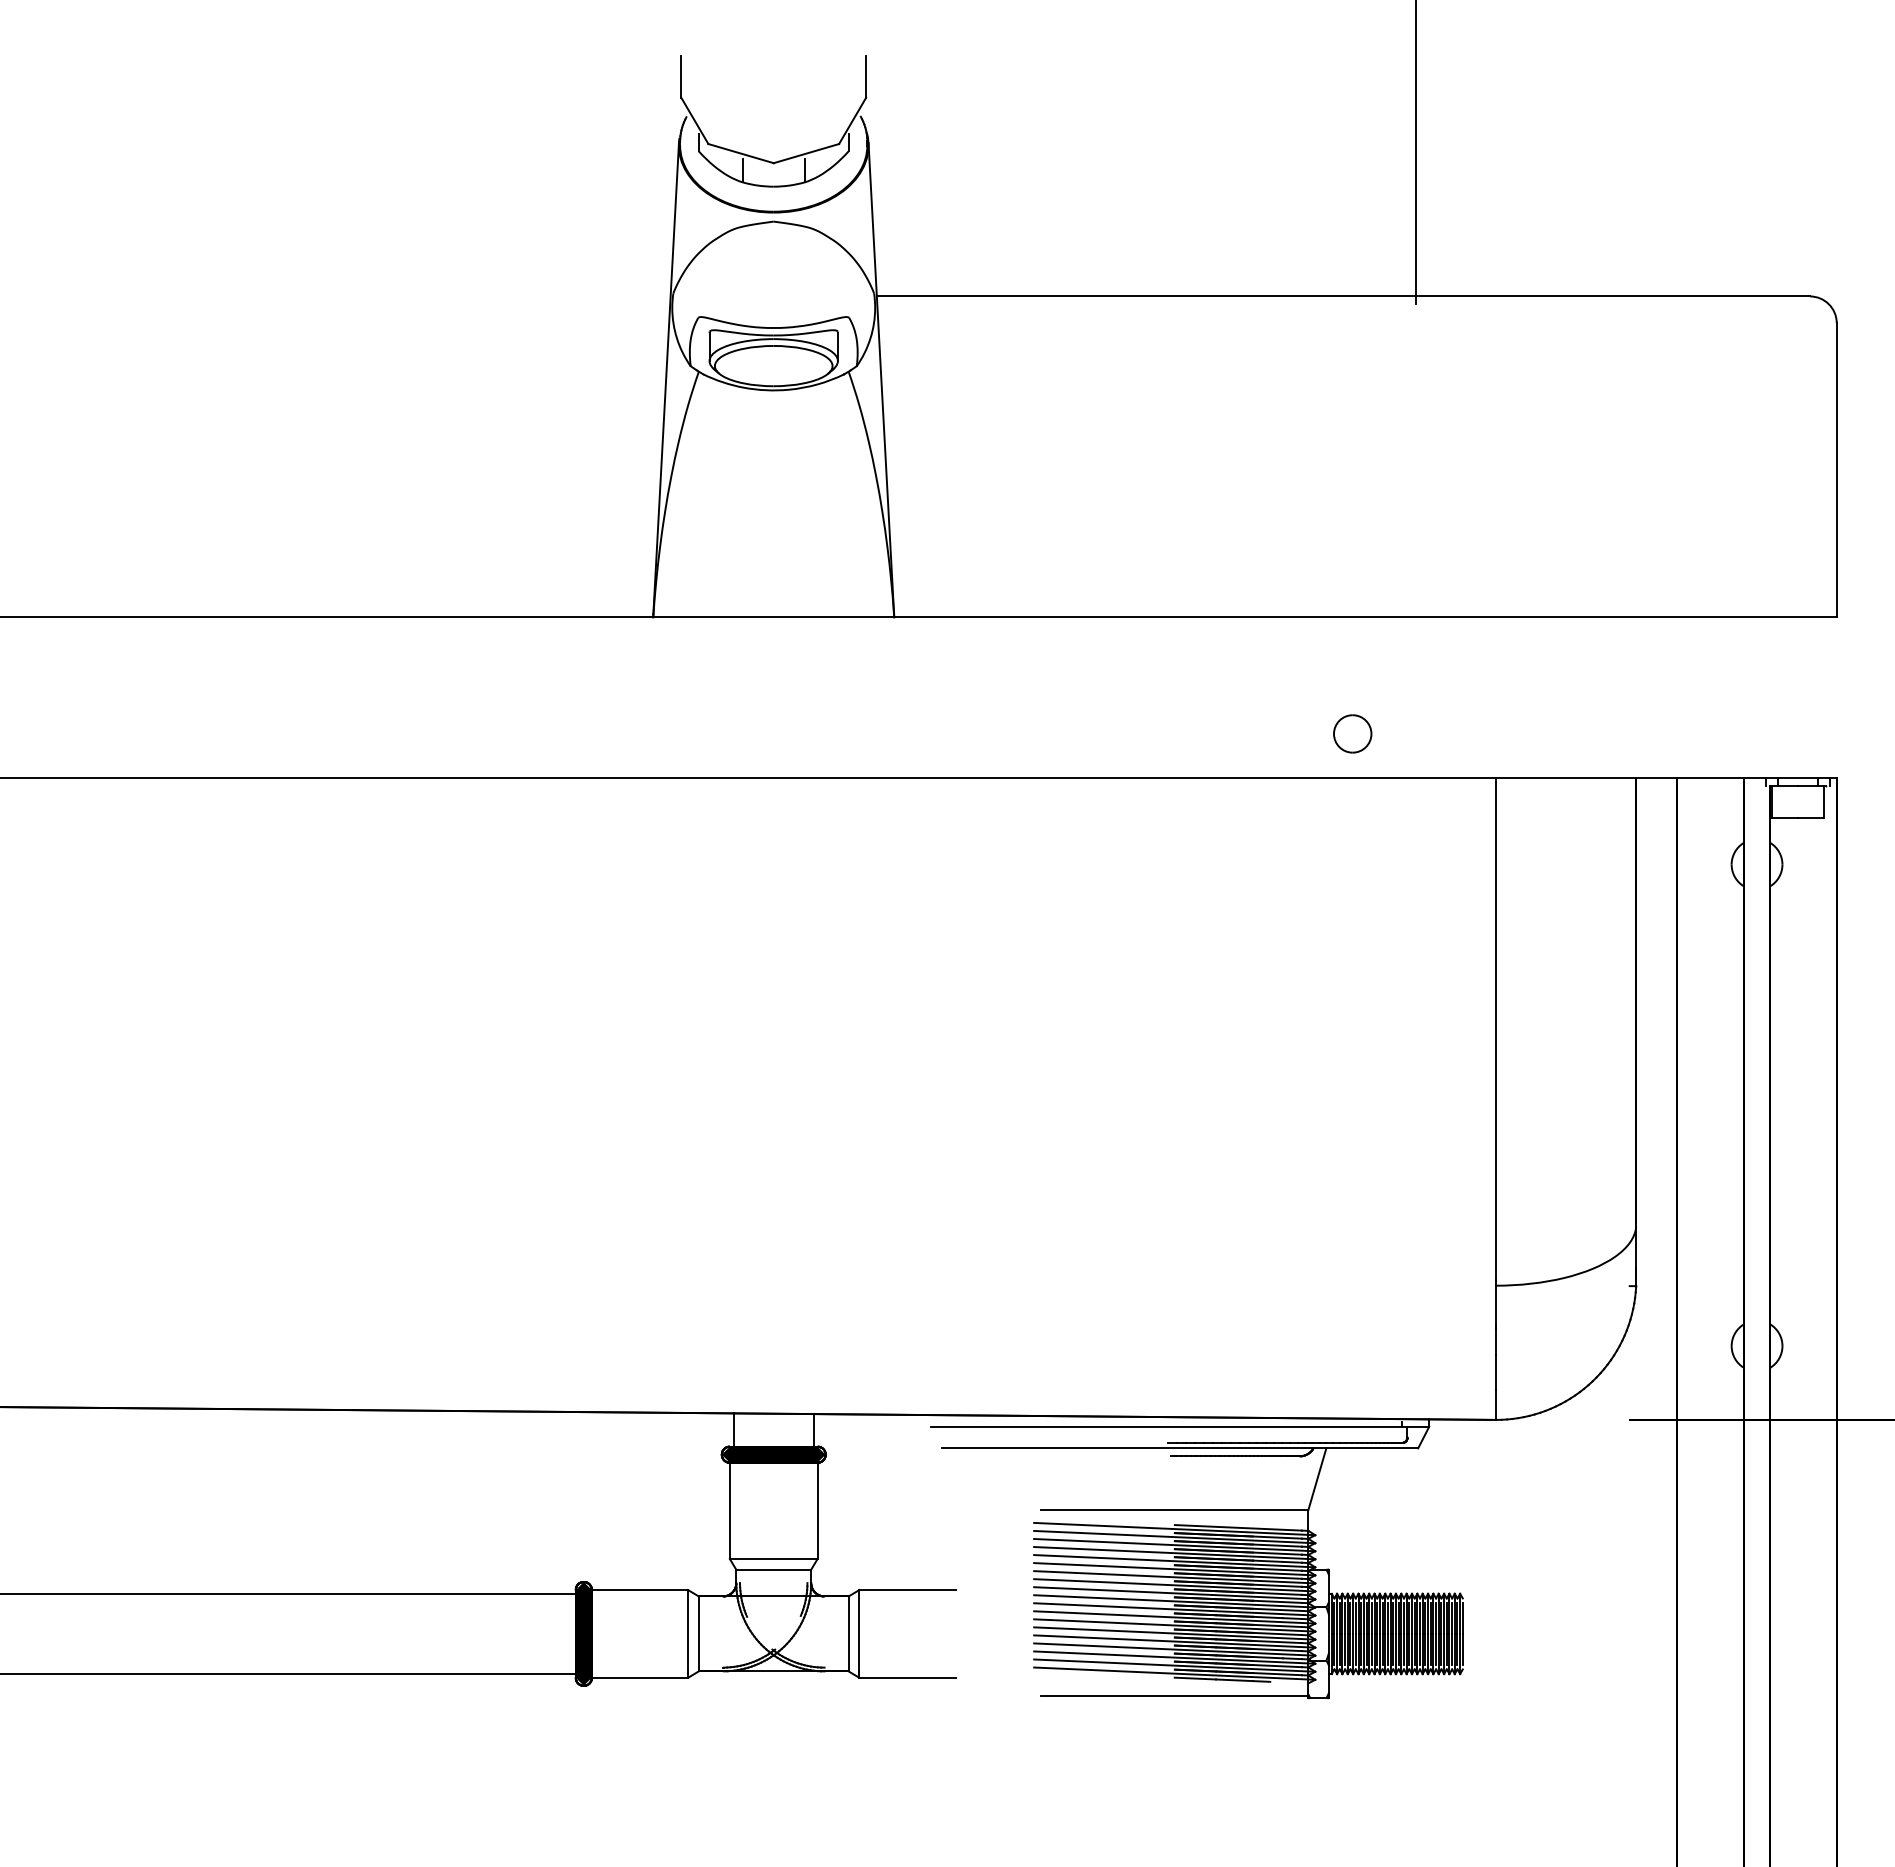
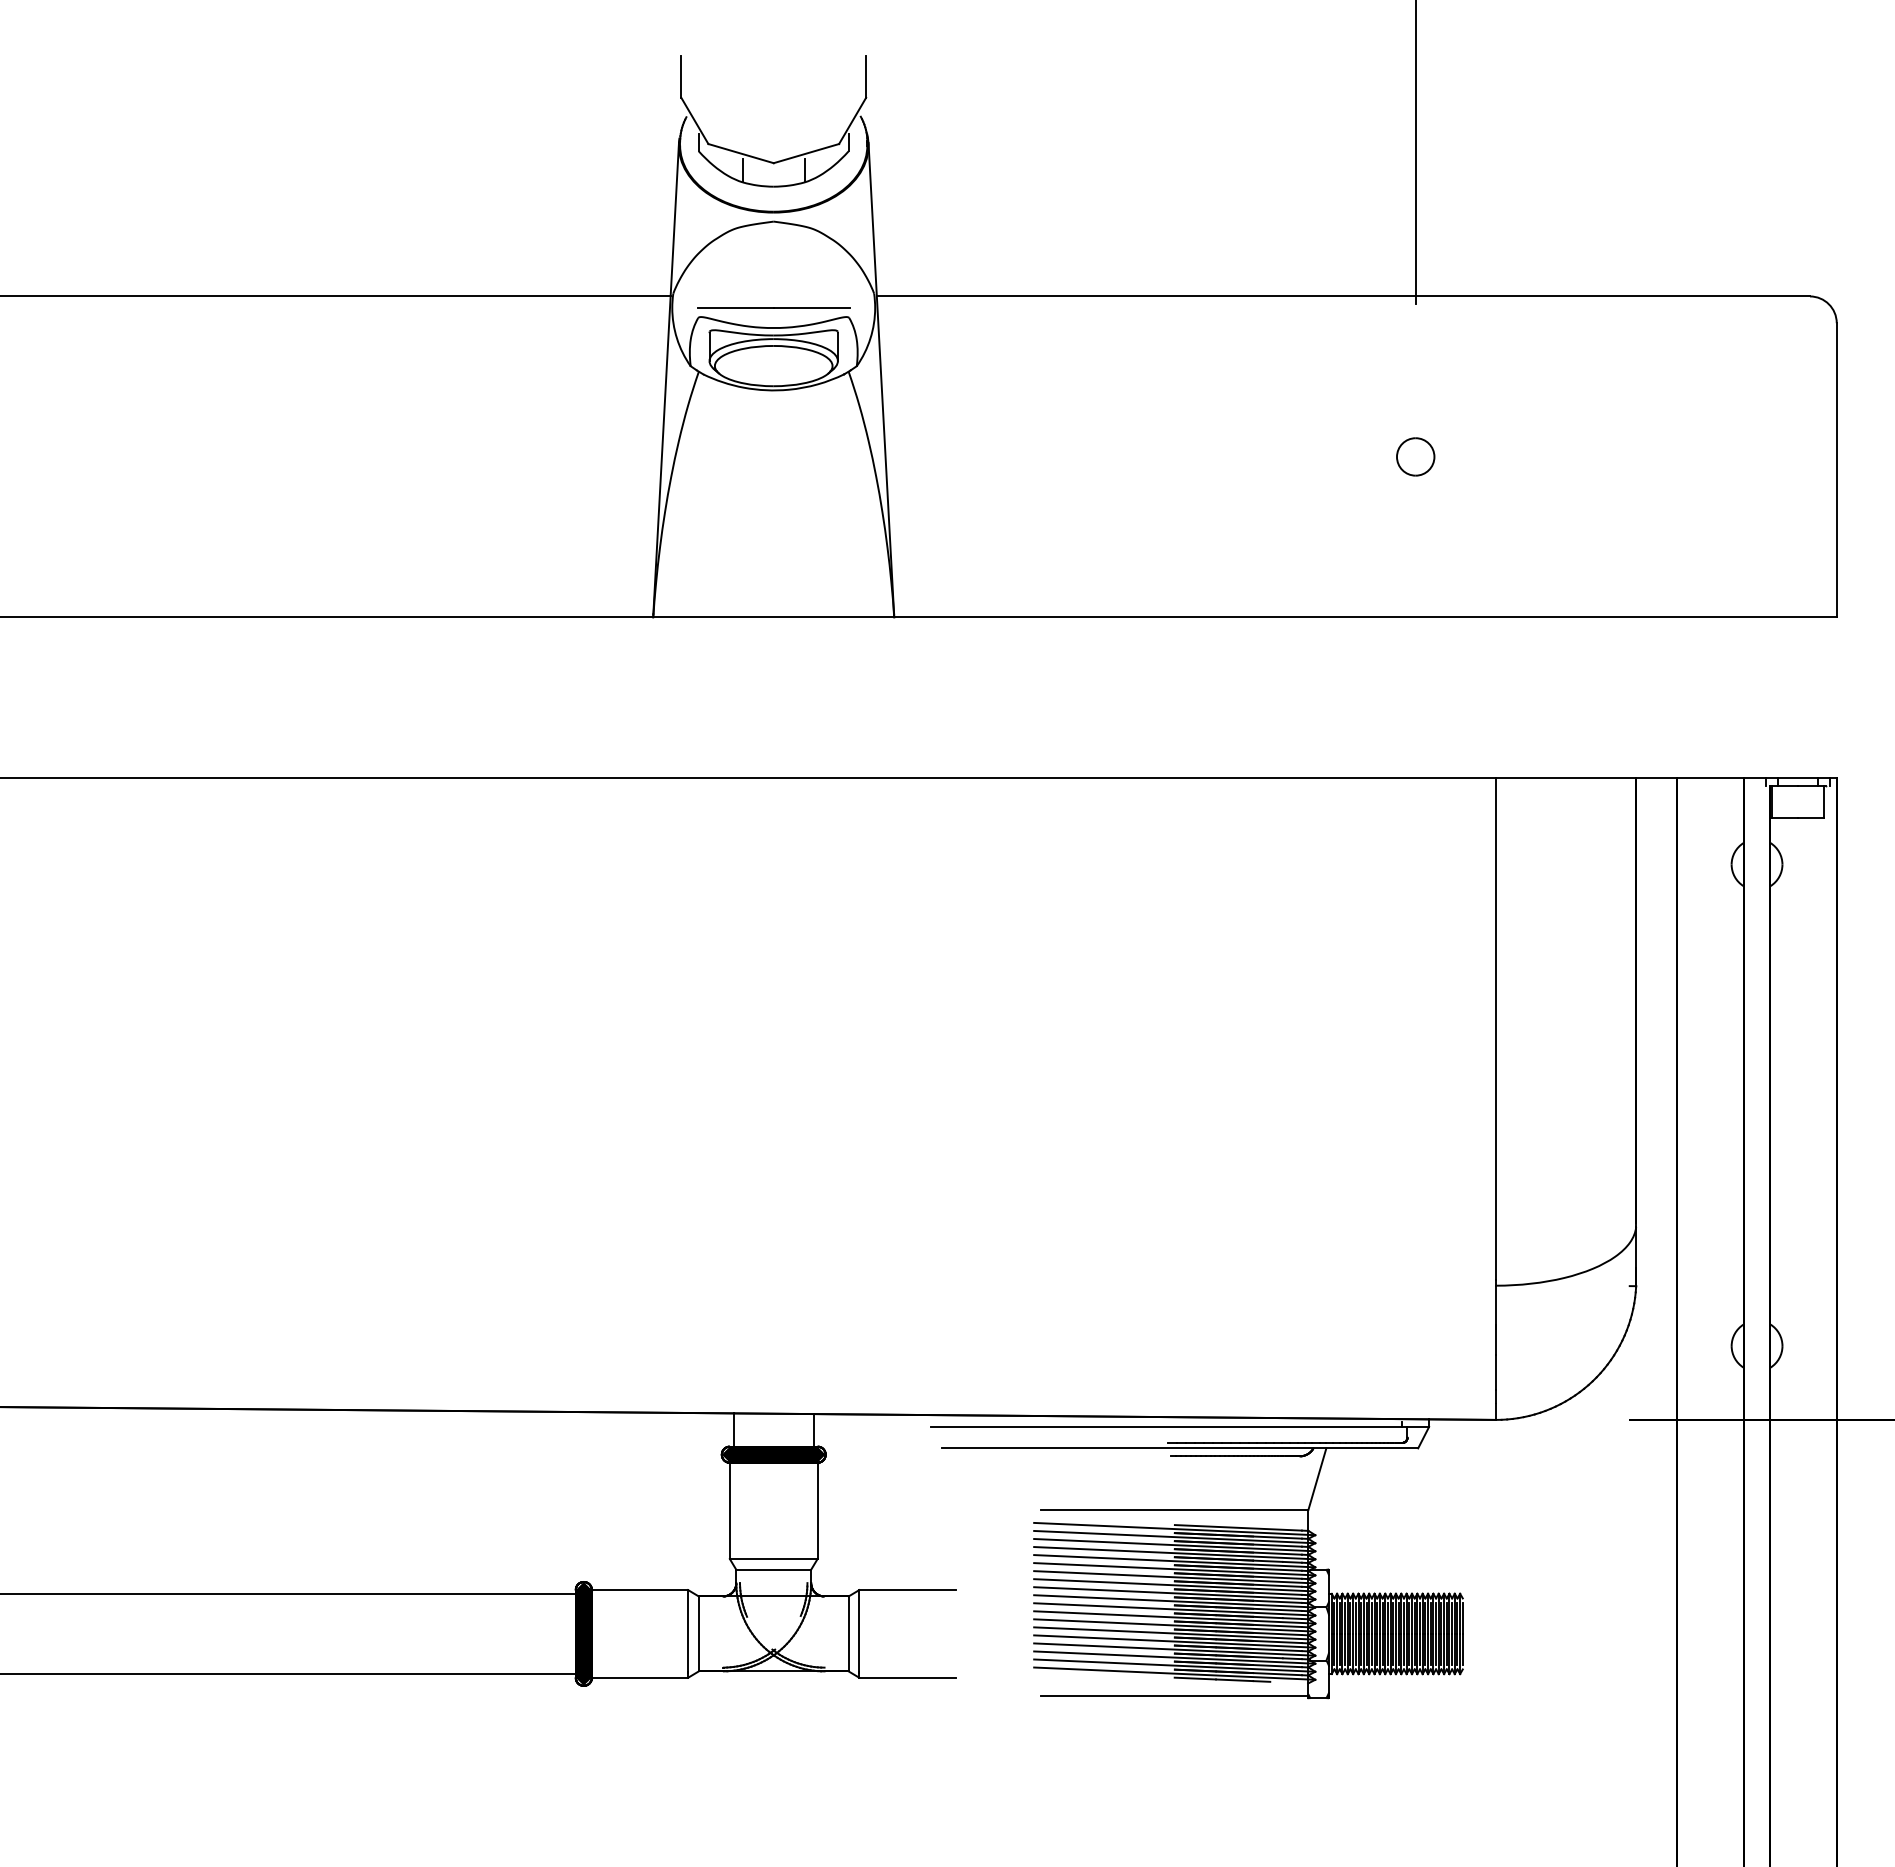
line: none -> present (336, 296)
line: none -> present (773, 307)
part position: (1352, 733) -> (1415, 456) (1415, 456)
